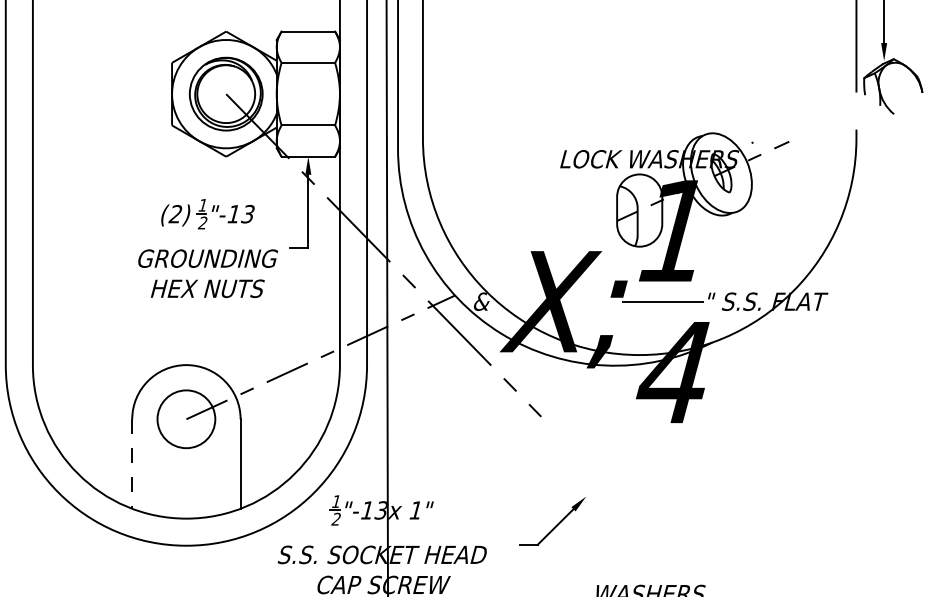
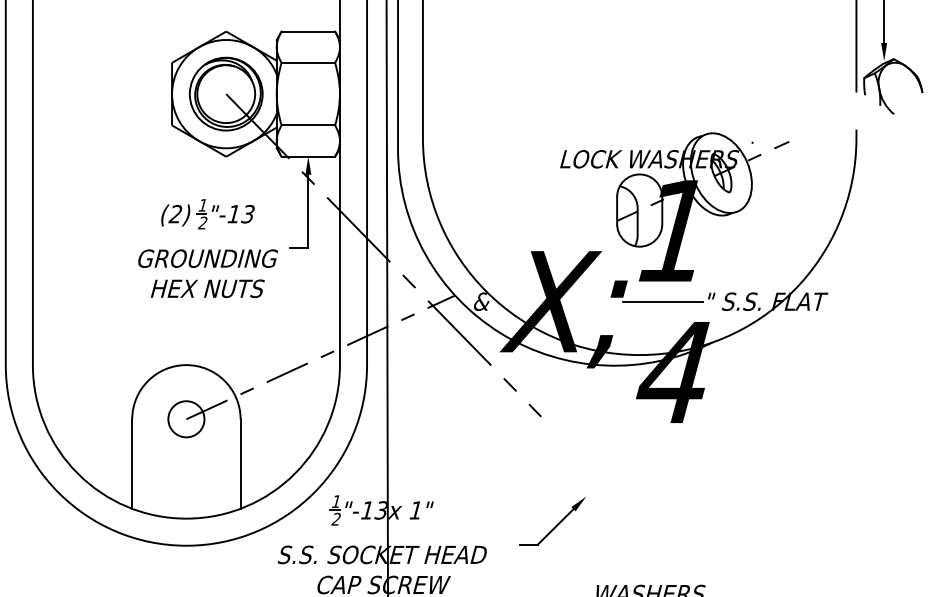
circle diameter: 58 px -> 36 px (186, 419)
line: dashed -> solid (132, 464)
